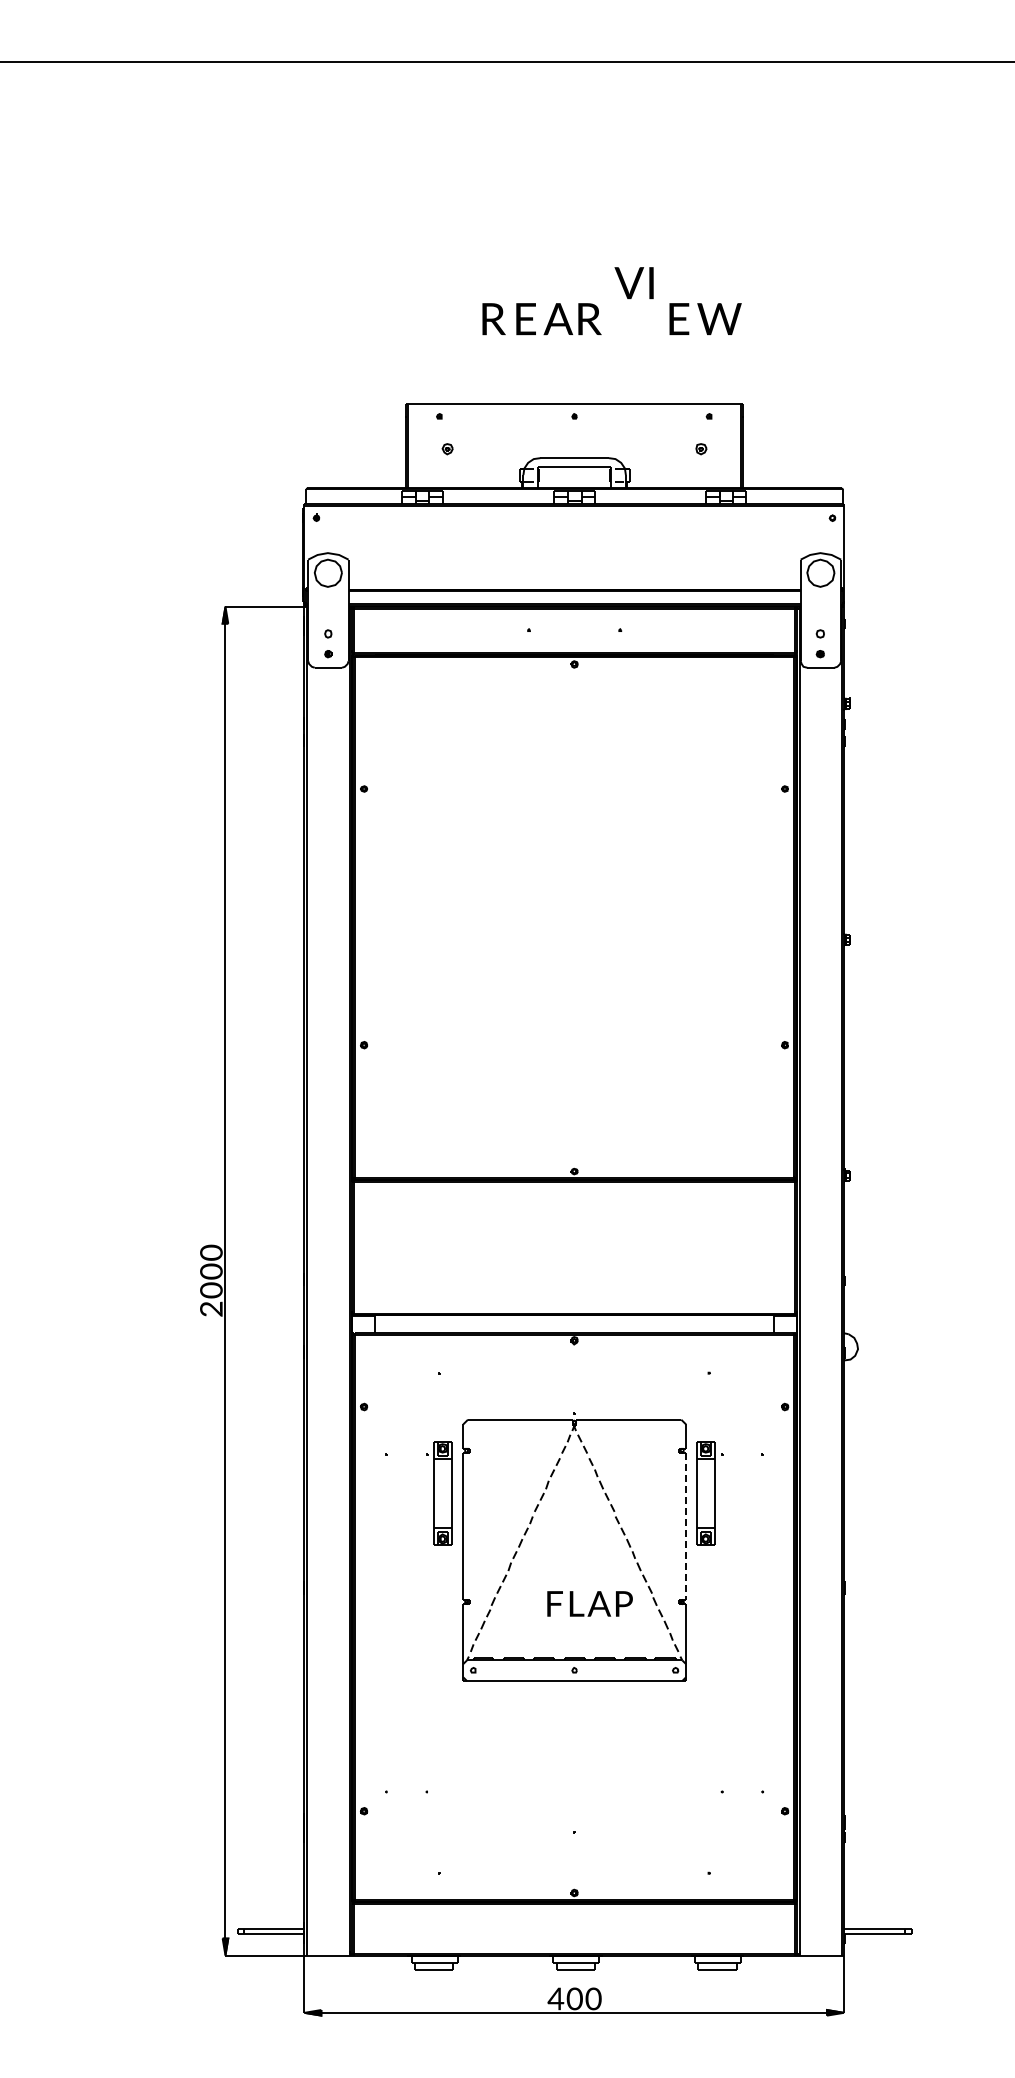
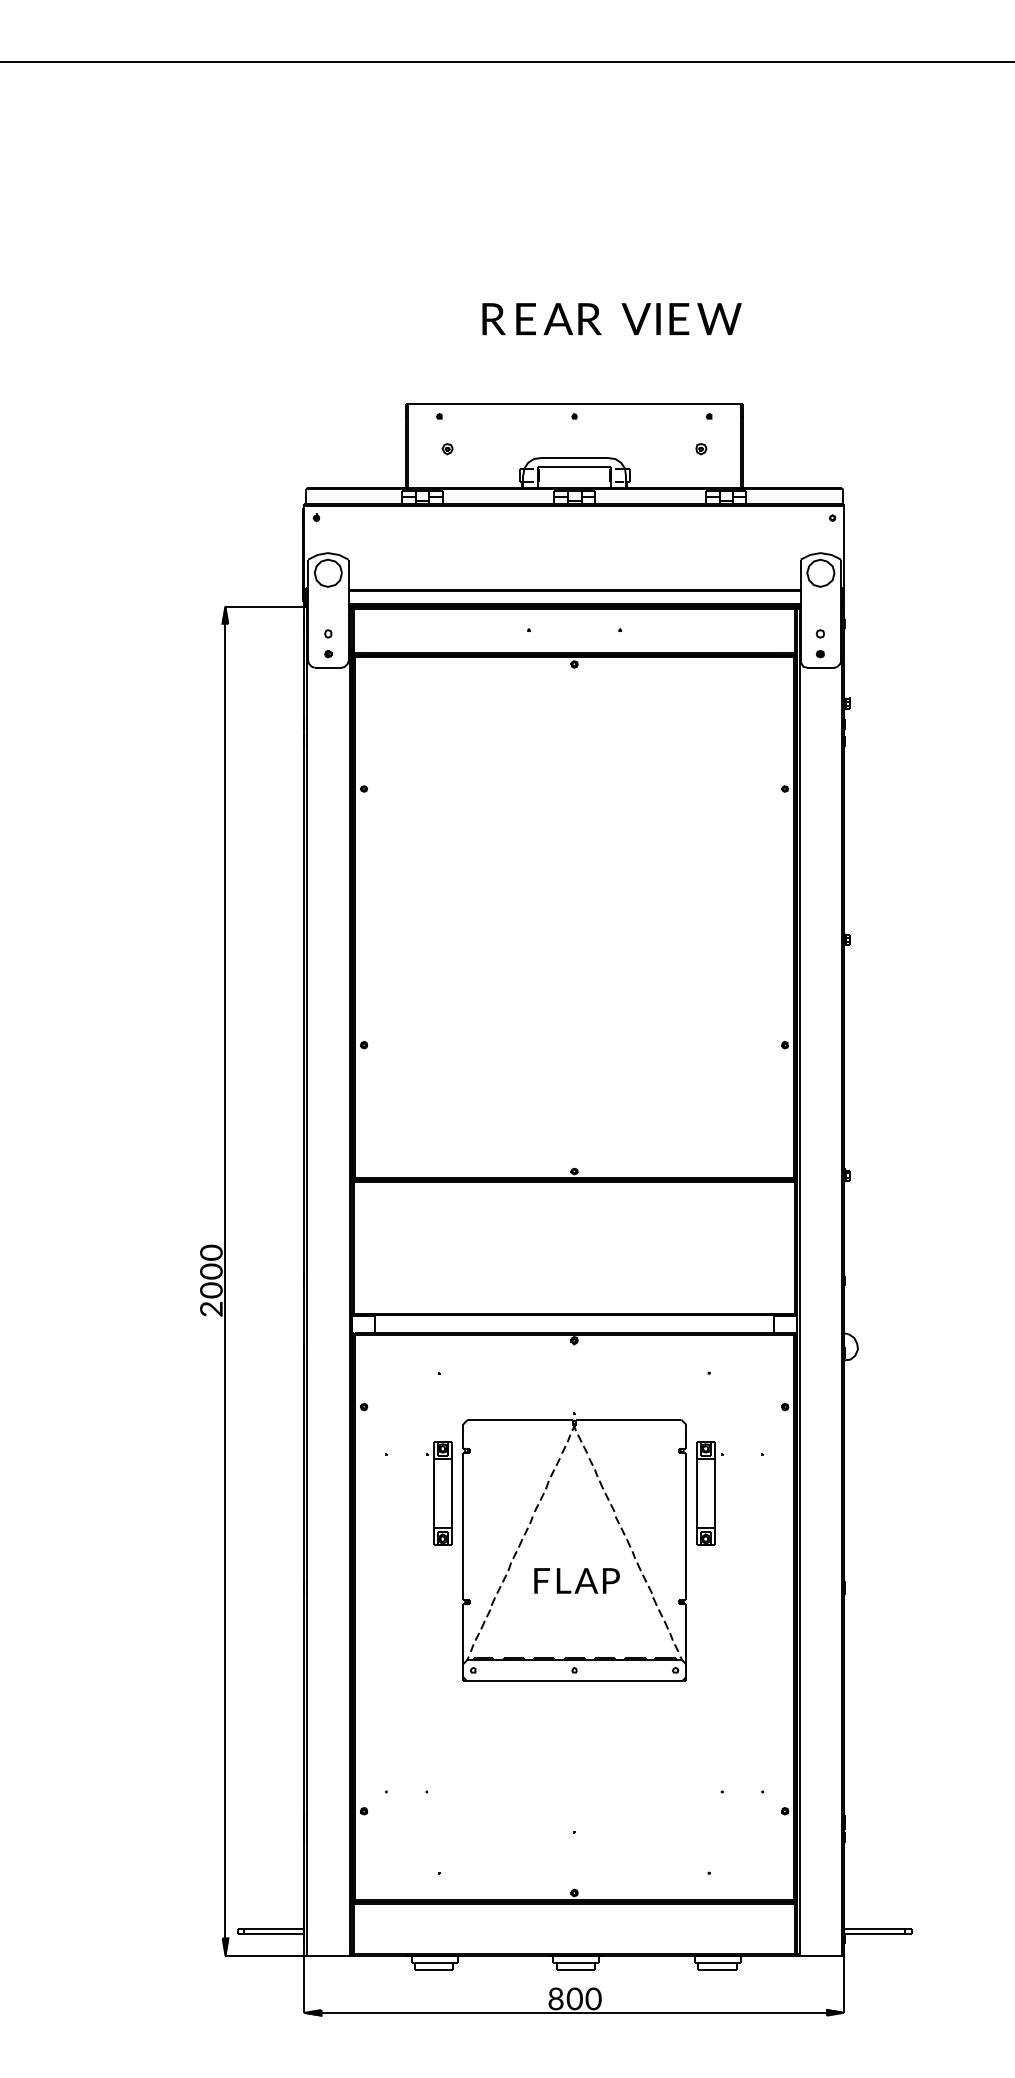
text position: (633, 283) -> (640, 319) (640, 319)
line: dashed -> solid (686, 1526)
text position: (589, 1603) -> (576, 1580) (576, 1580)
text: 4 -> 8 (555, 1998)
